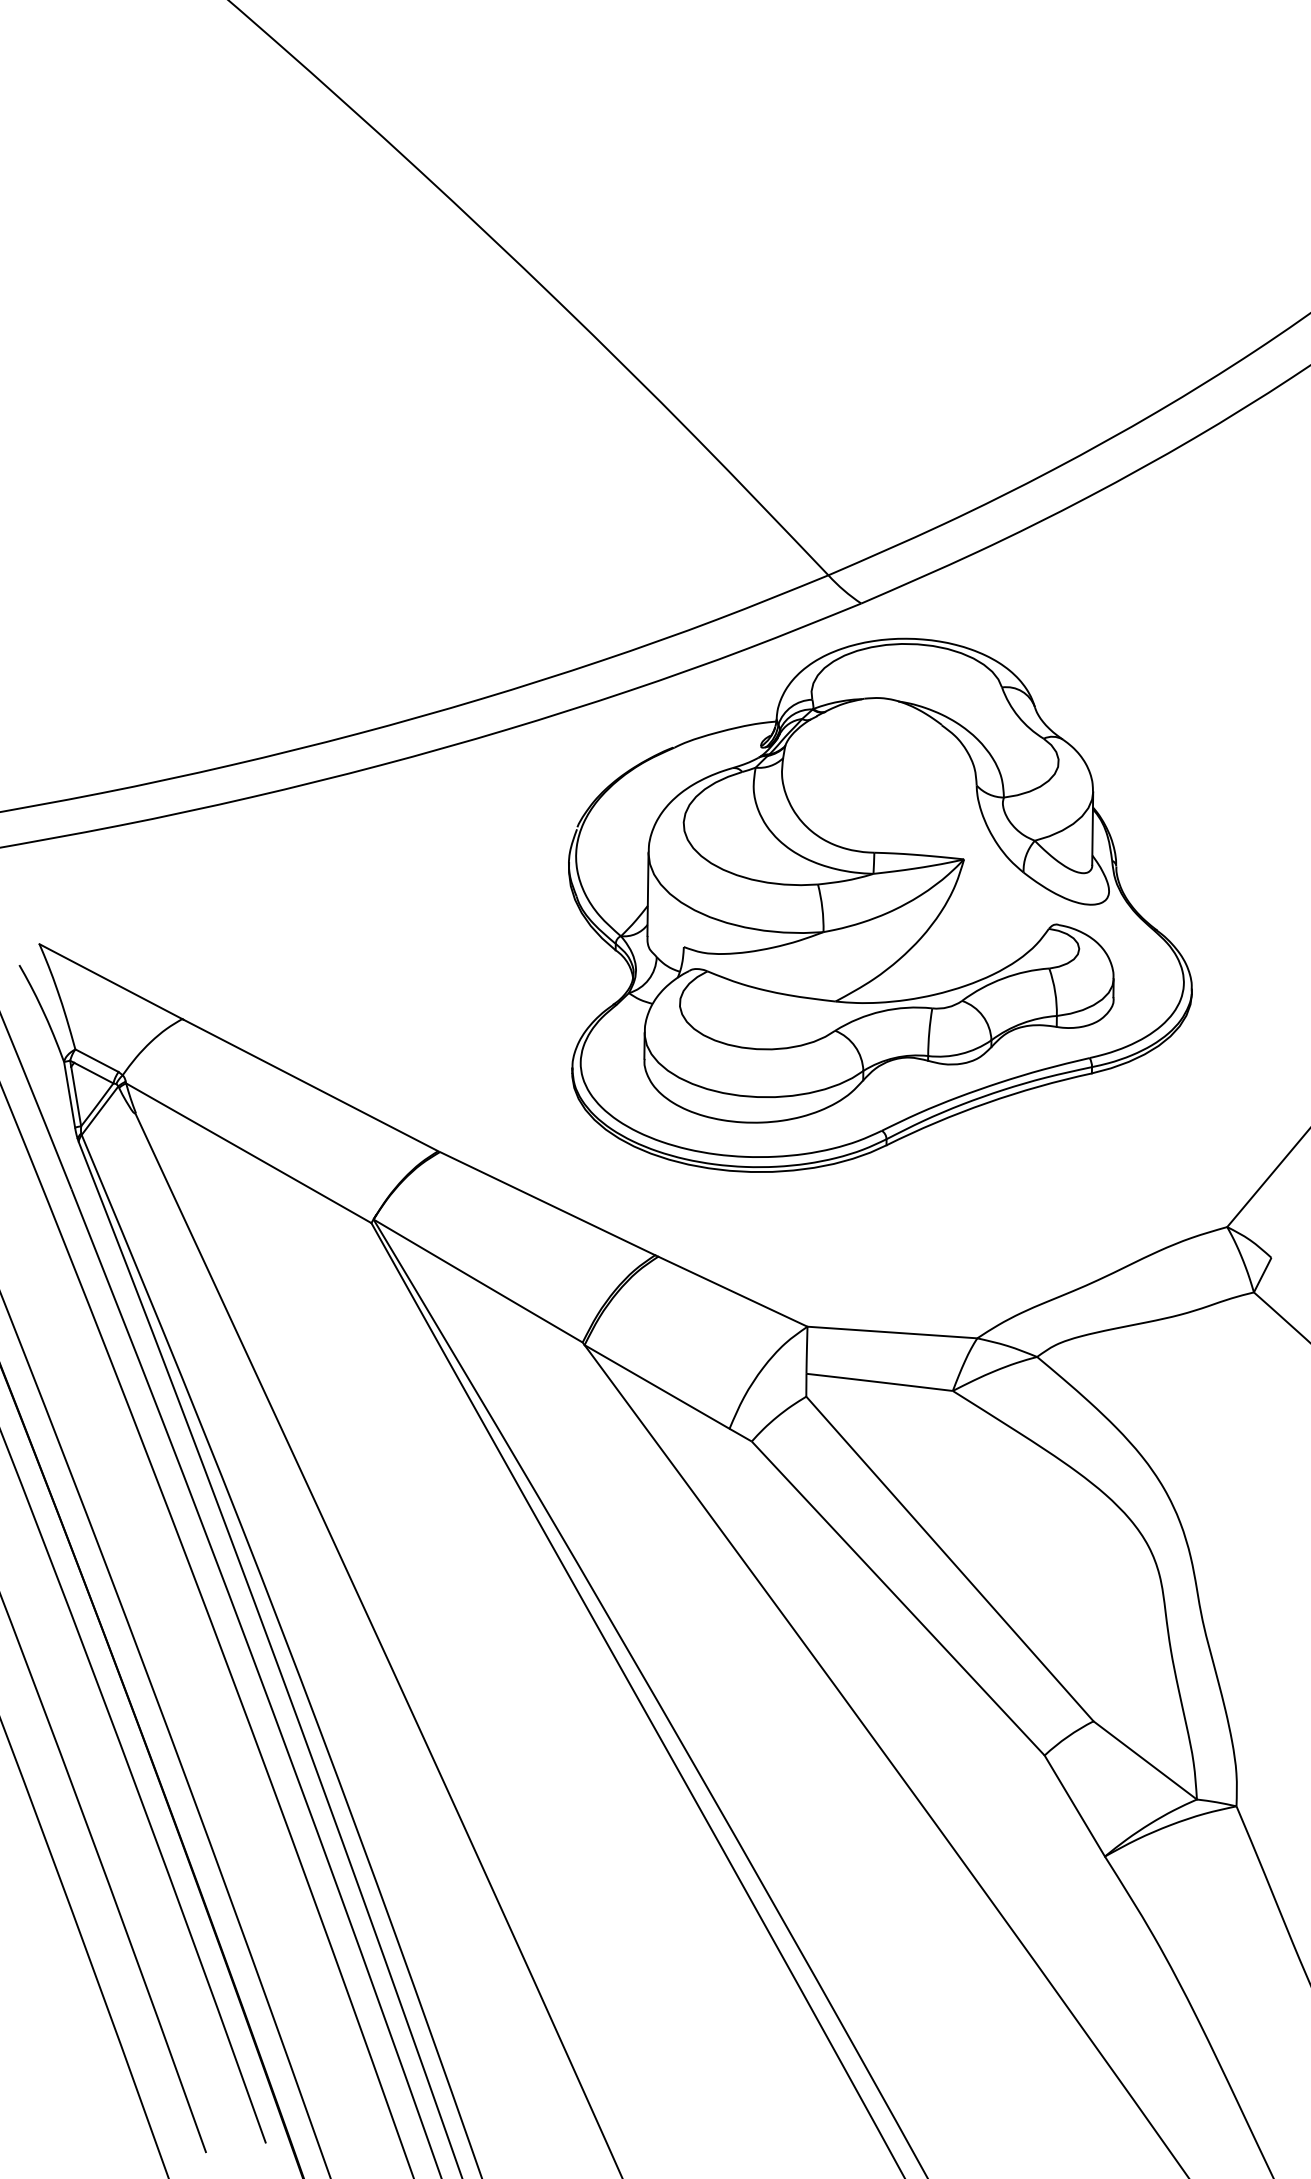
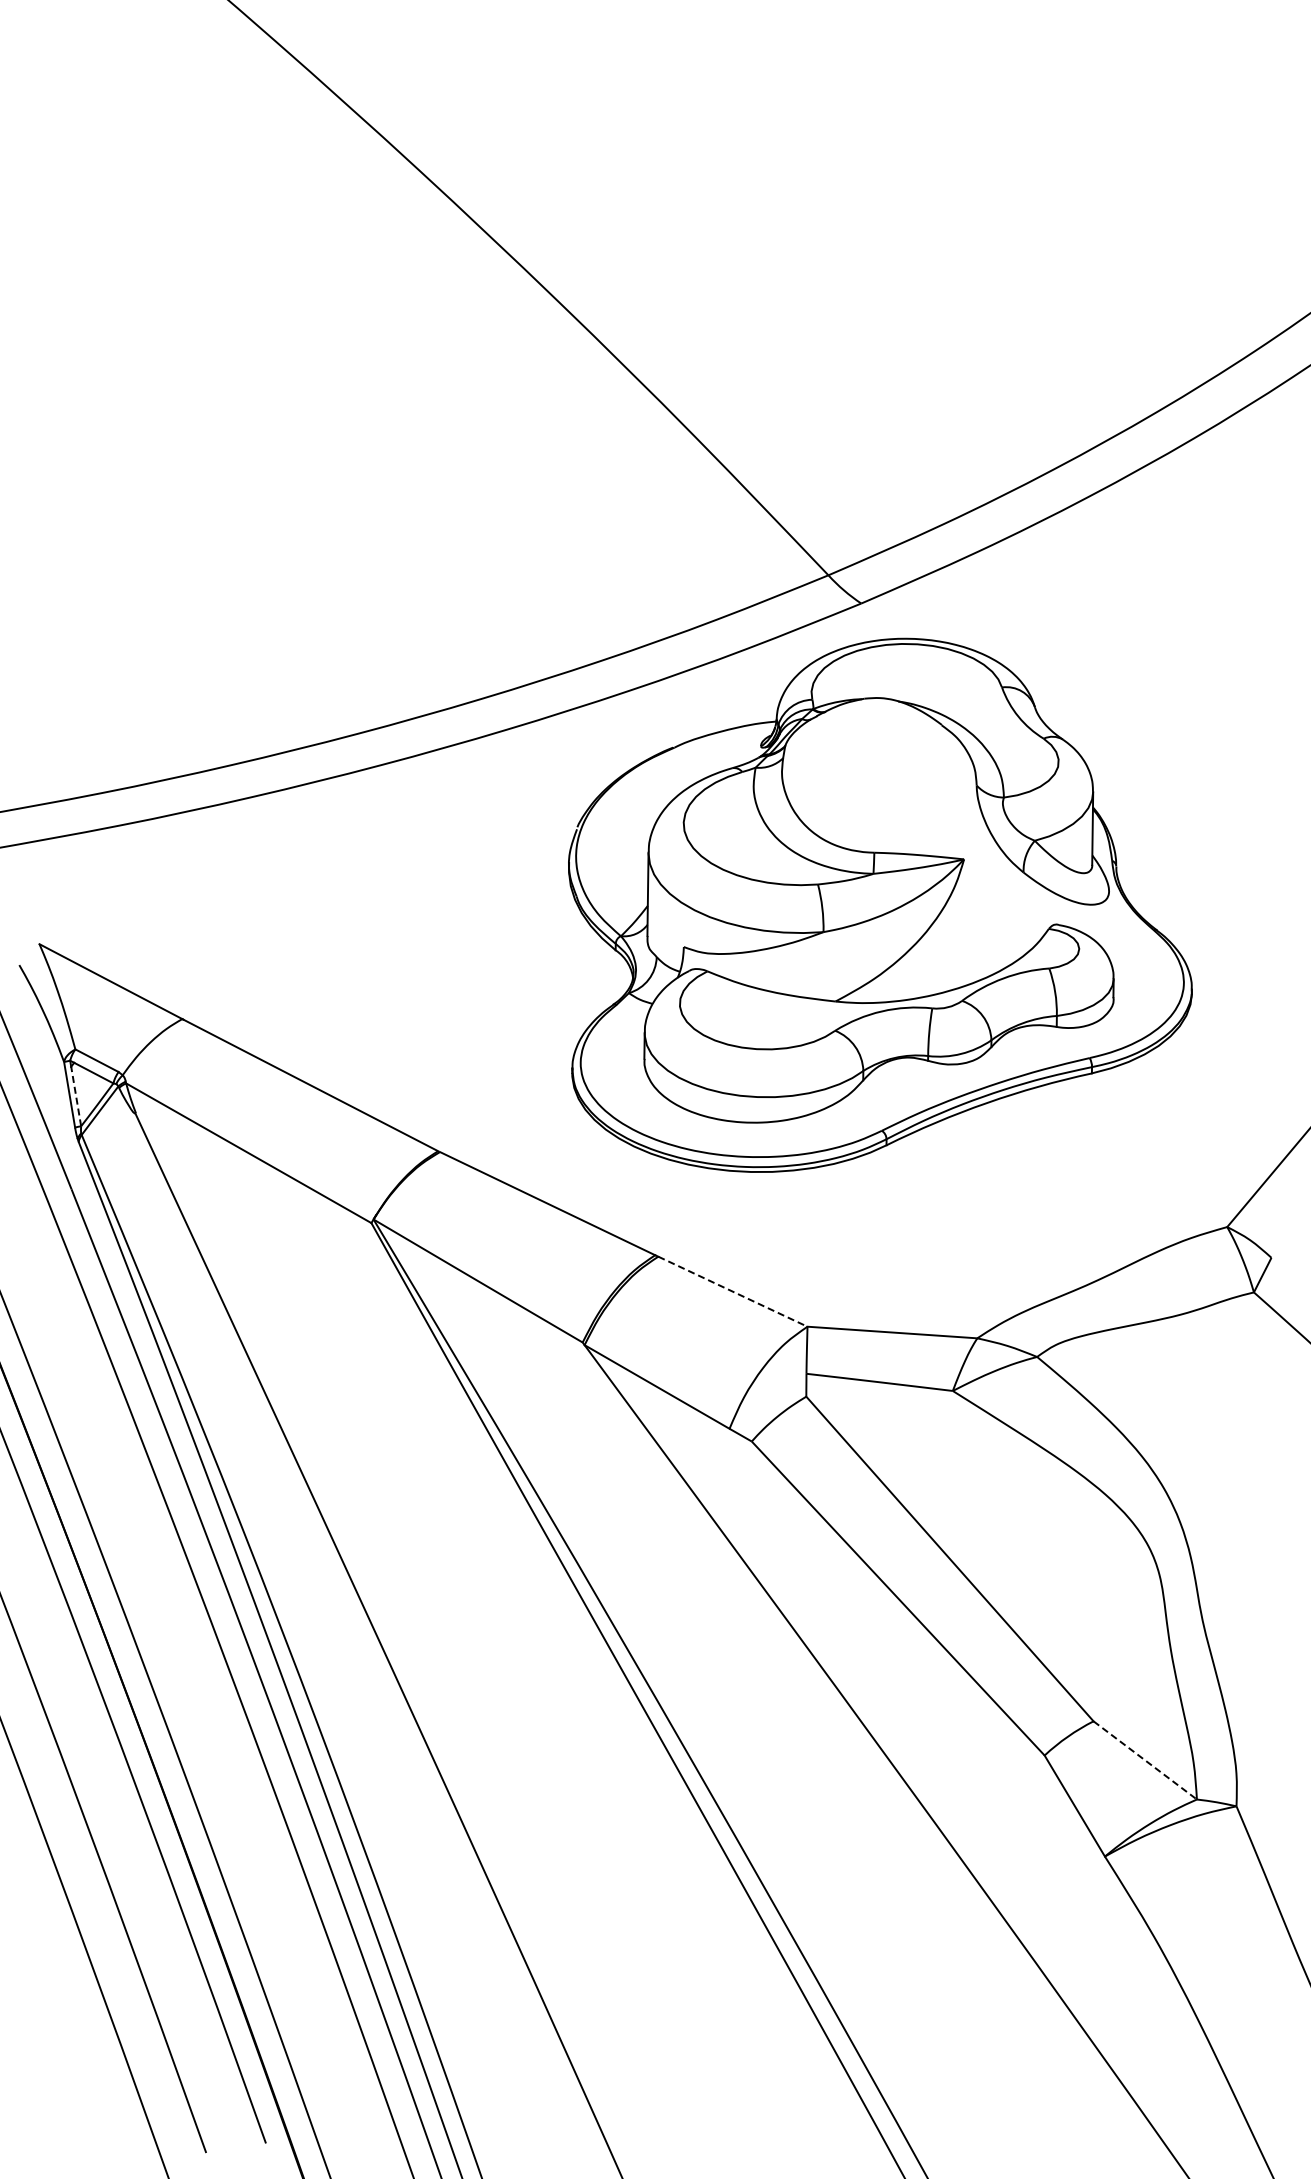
line: solid -> dashed (76, 1096)
line: solid -> dashed (733, 1291)
line: solid -> dashed (1145, 1760)
